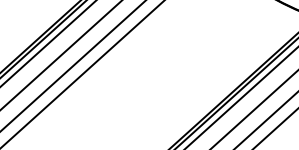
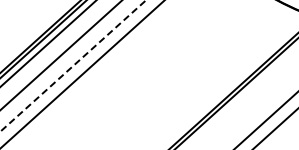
line: solid -> dashed (73, 65)
line: present -> none (241, 97)
line: present -> none (254, 109)
